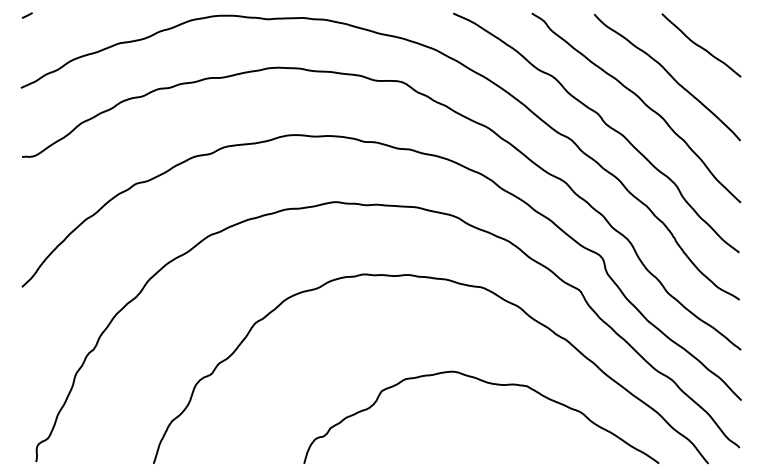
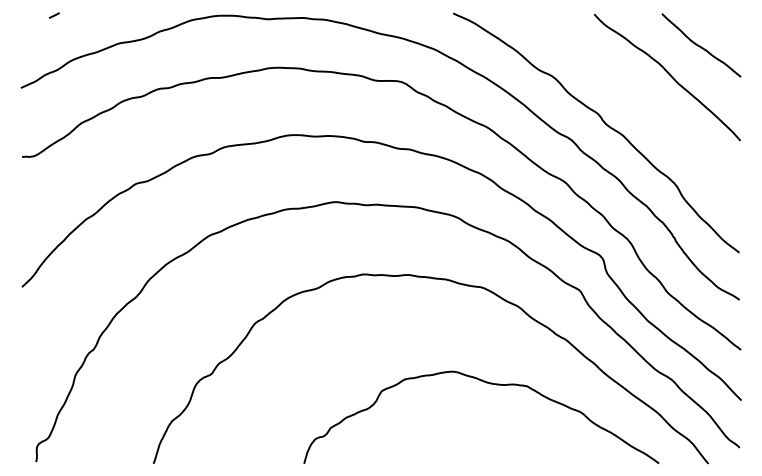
line position: (26, 15) -> (53, 15) (53, 15)
curve: present -> none (641, 101)
